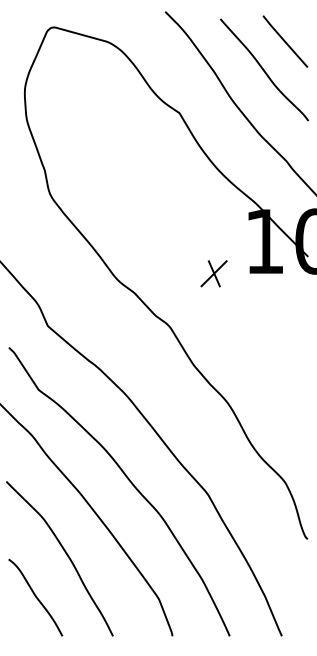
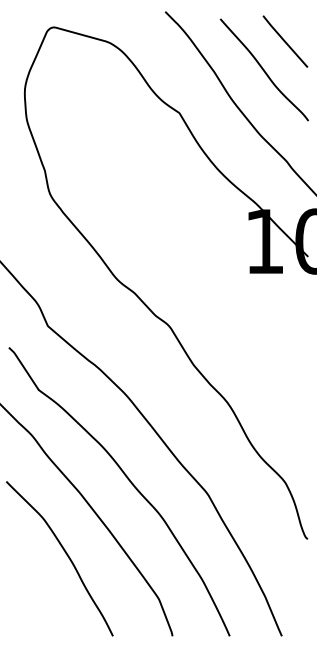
part: present -> none (213, 273)
curve: present -> none (35, 597)
